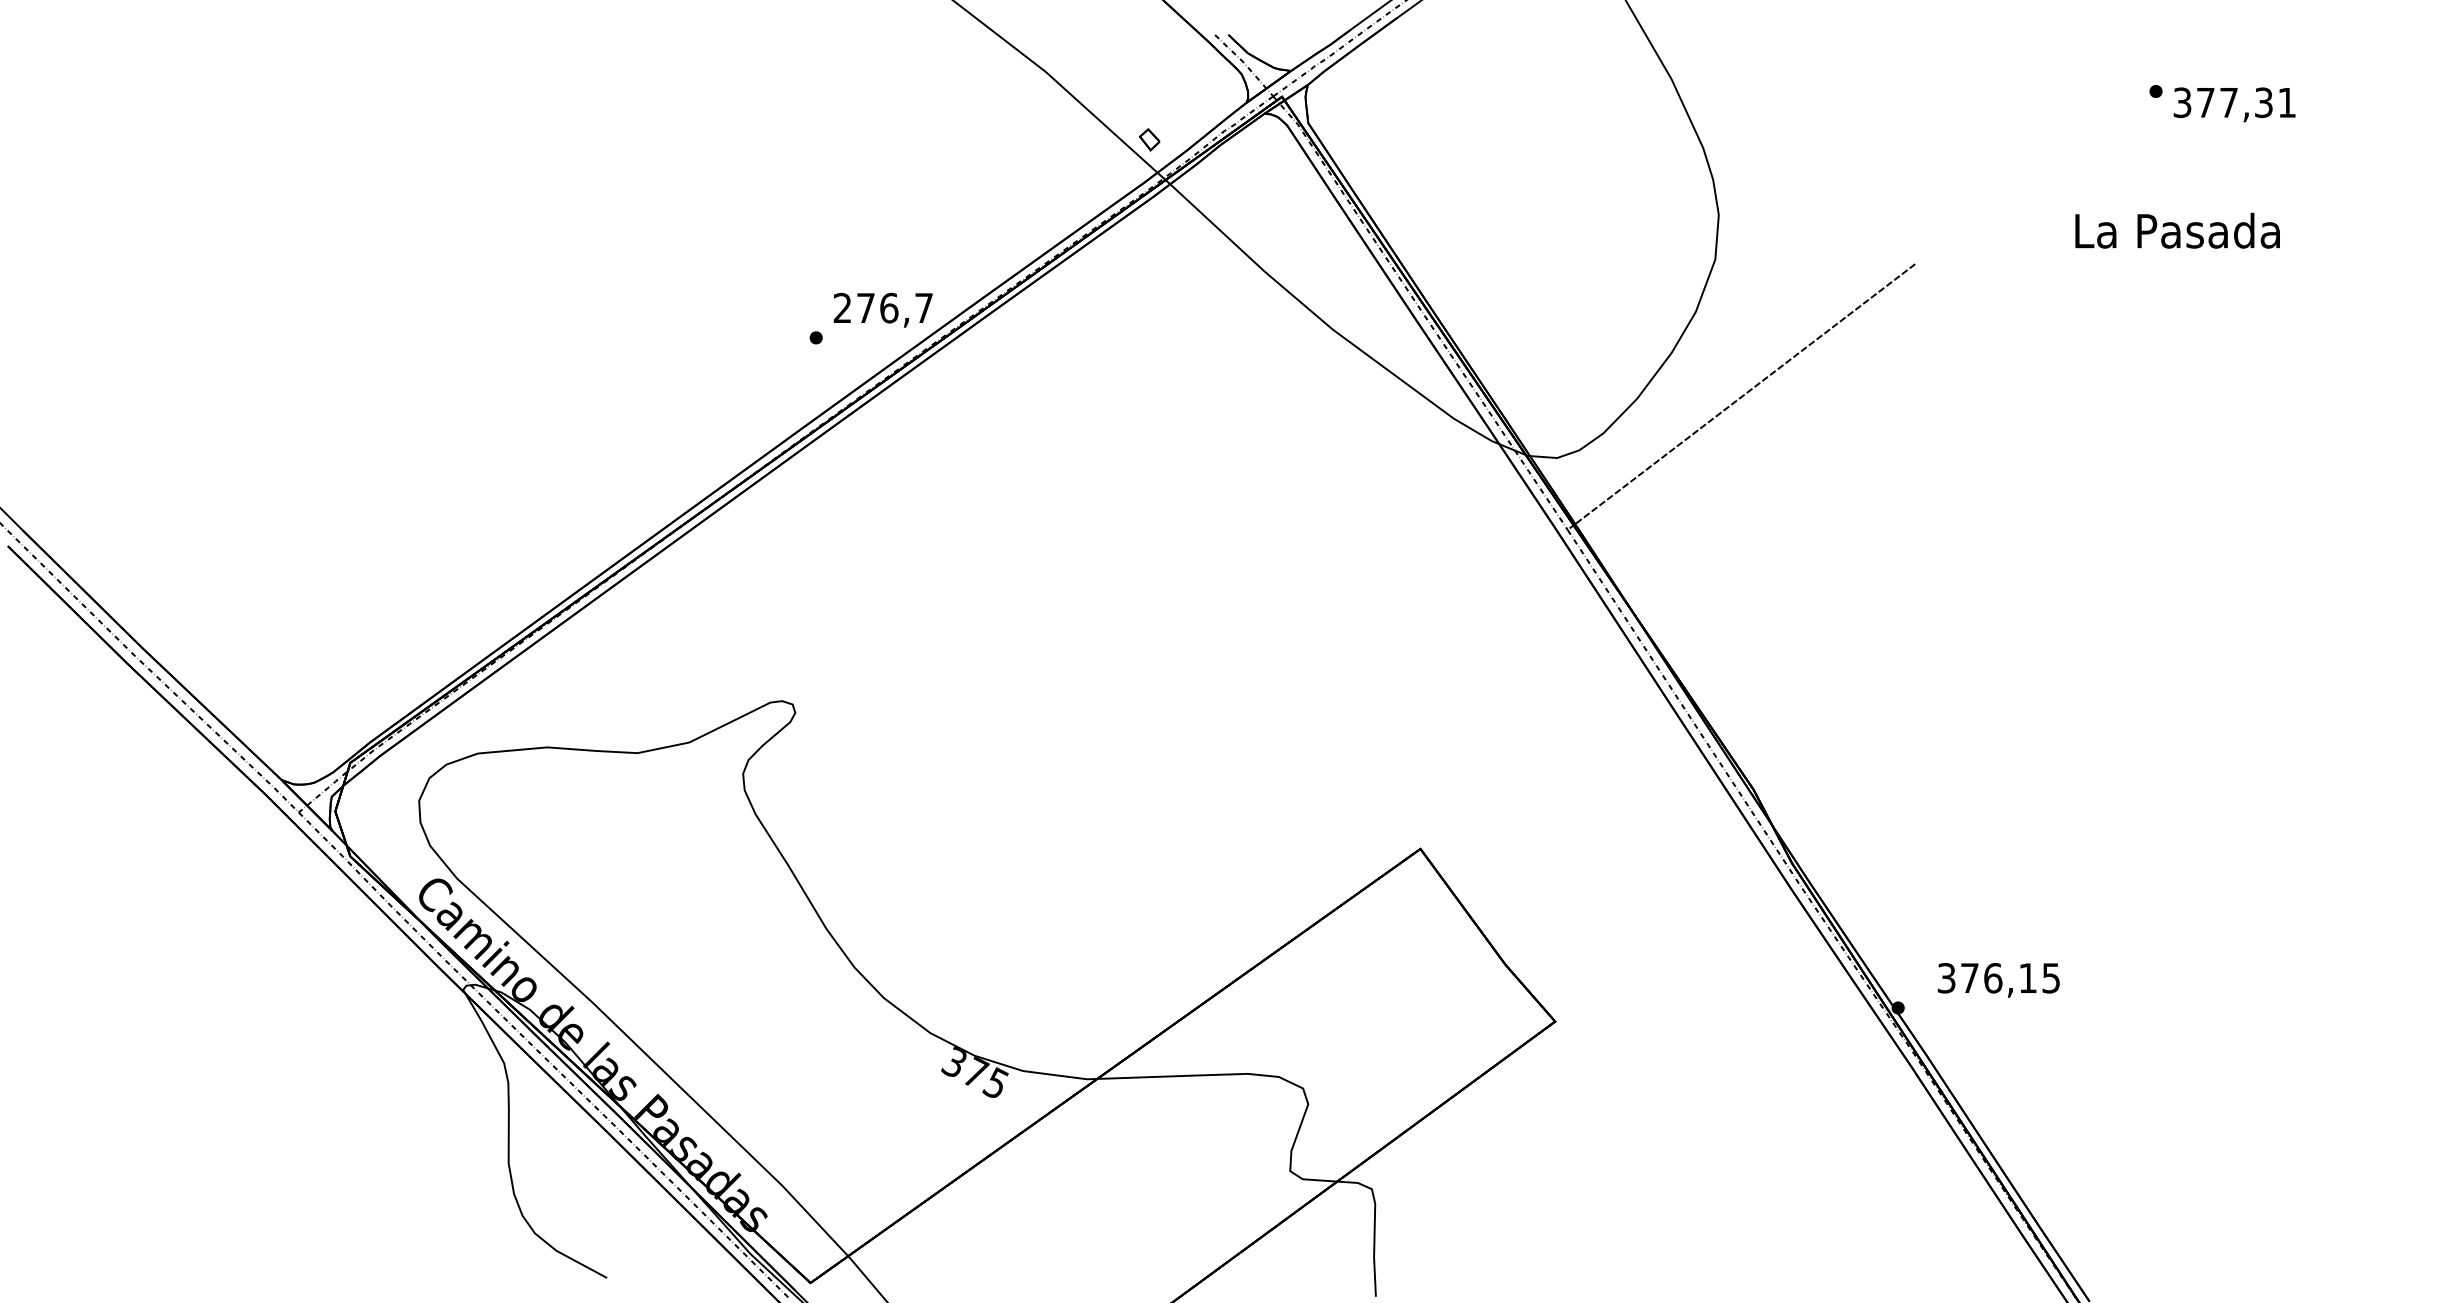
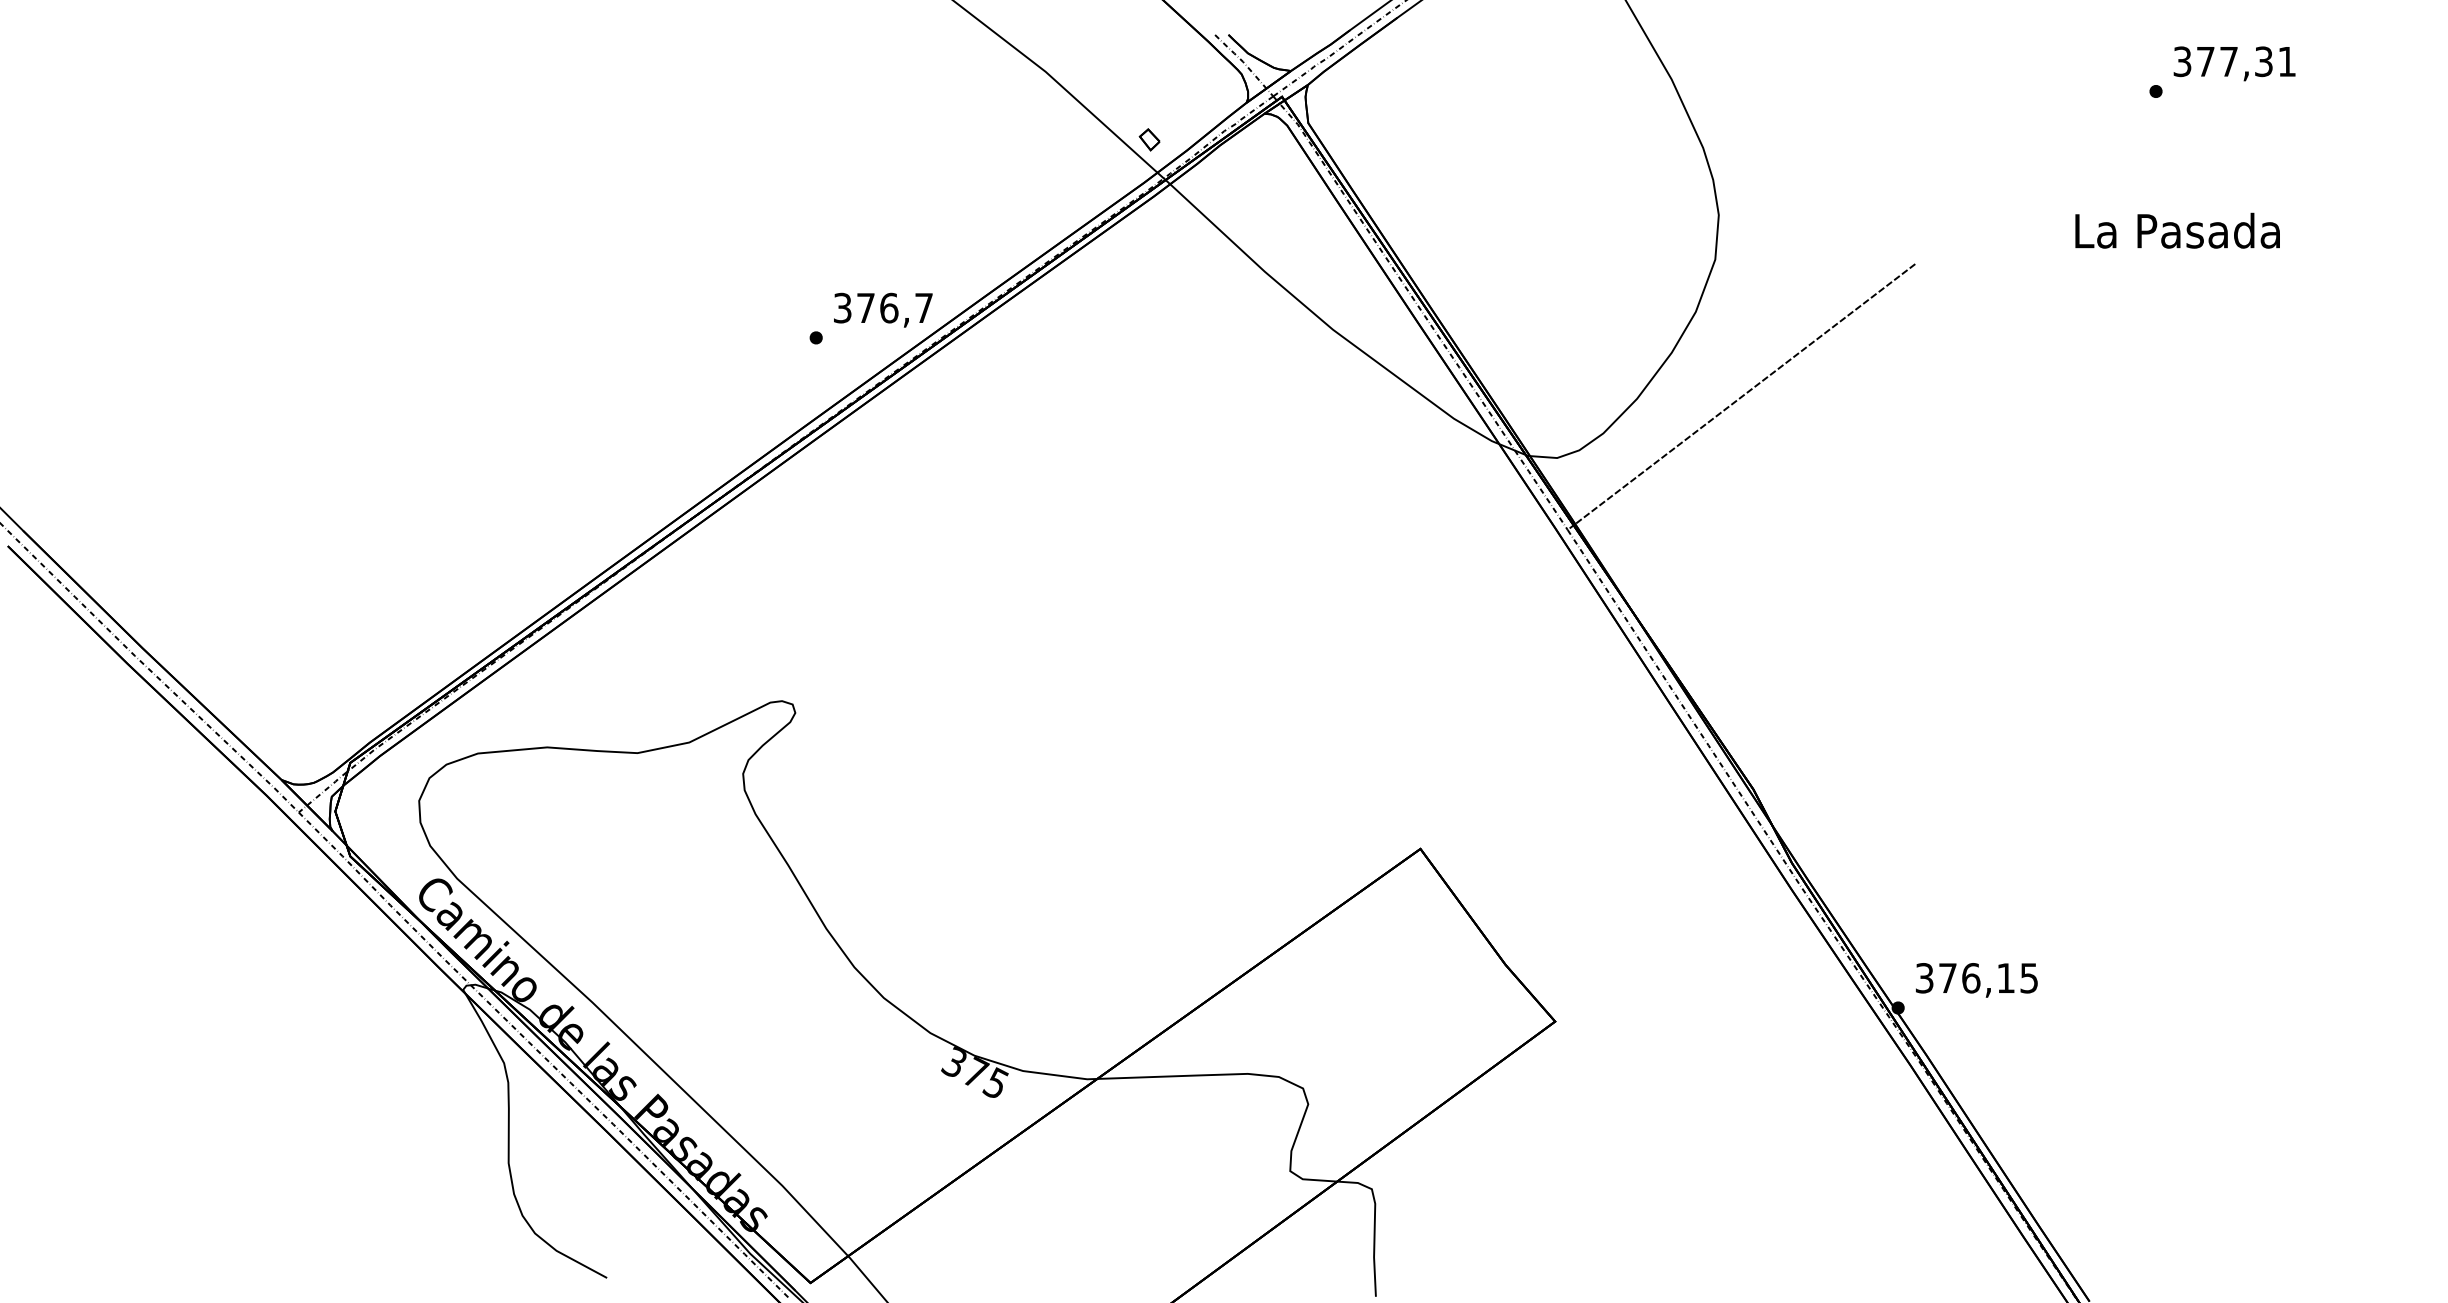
text position: (2234, 104) -> (2234, 63) (2234, 63)
text: 276,7 -> 376,7 (842, 308)
text position: (1998, 980) -> (1976, 980) (1976, 980)
